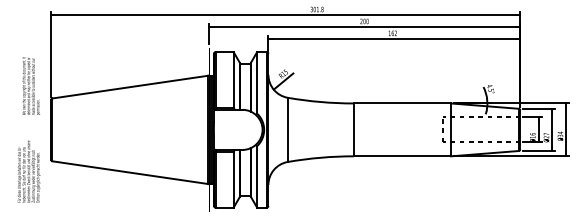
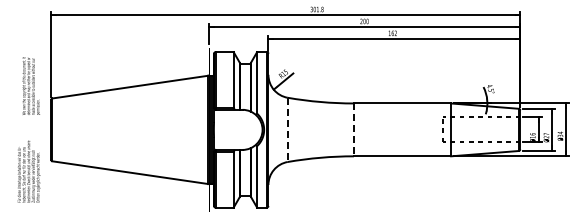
line: solid -> dashed (287, 130)
line: solid -> dashed (353, 130)
